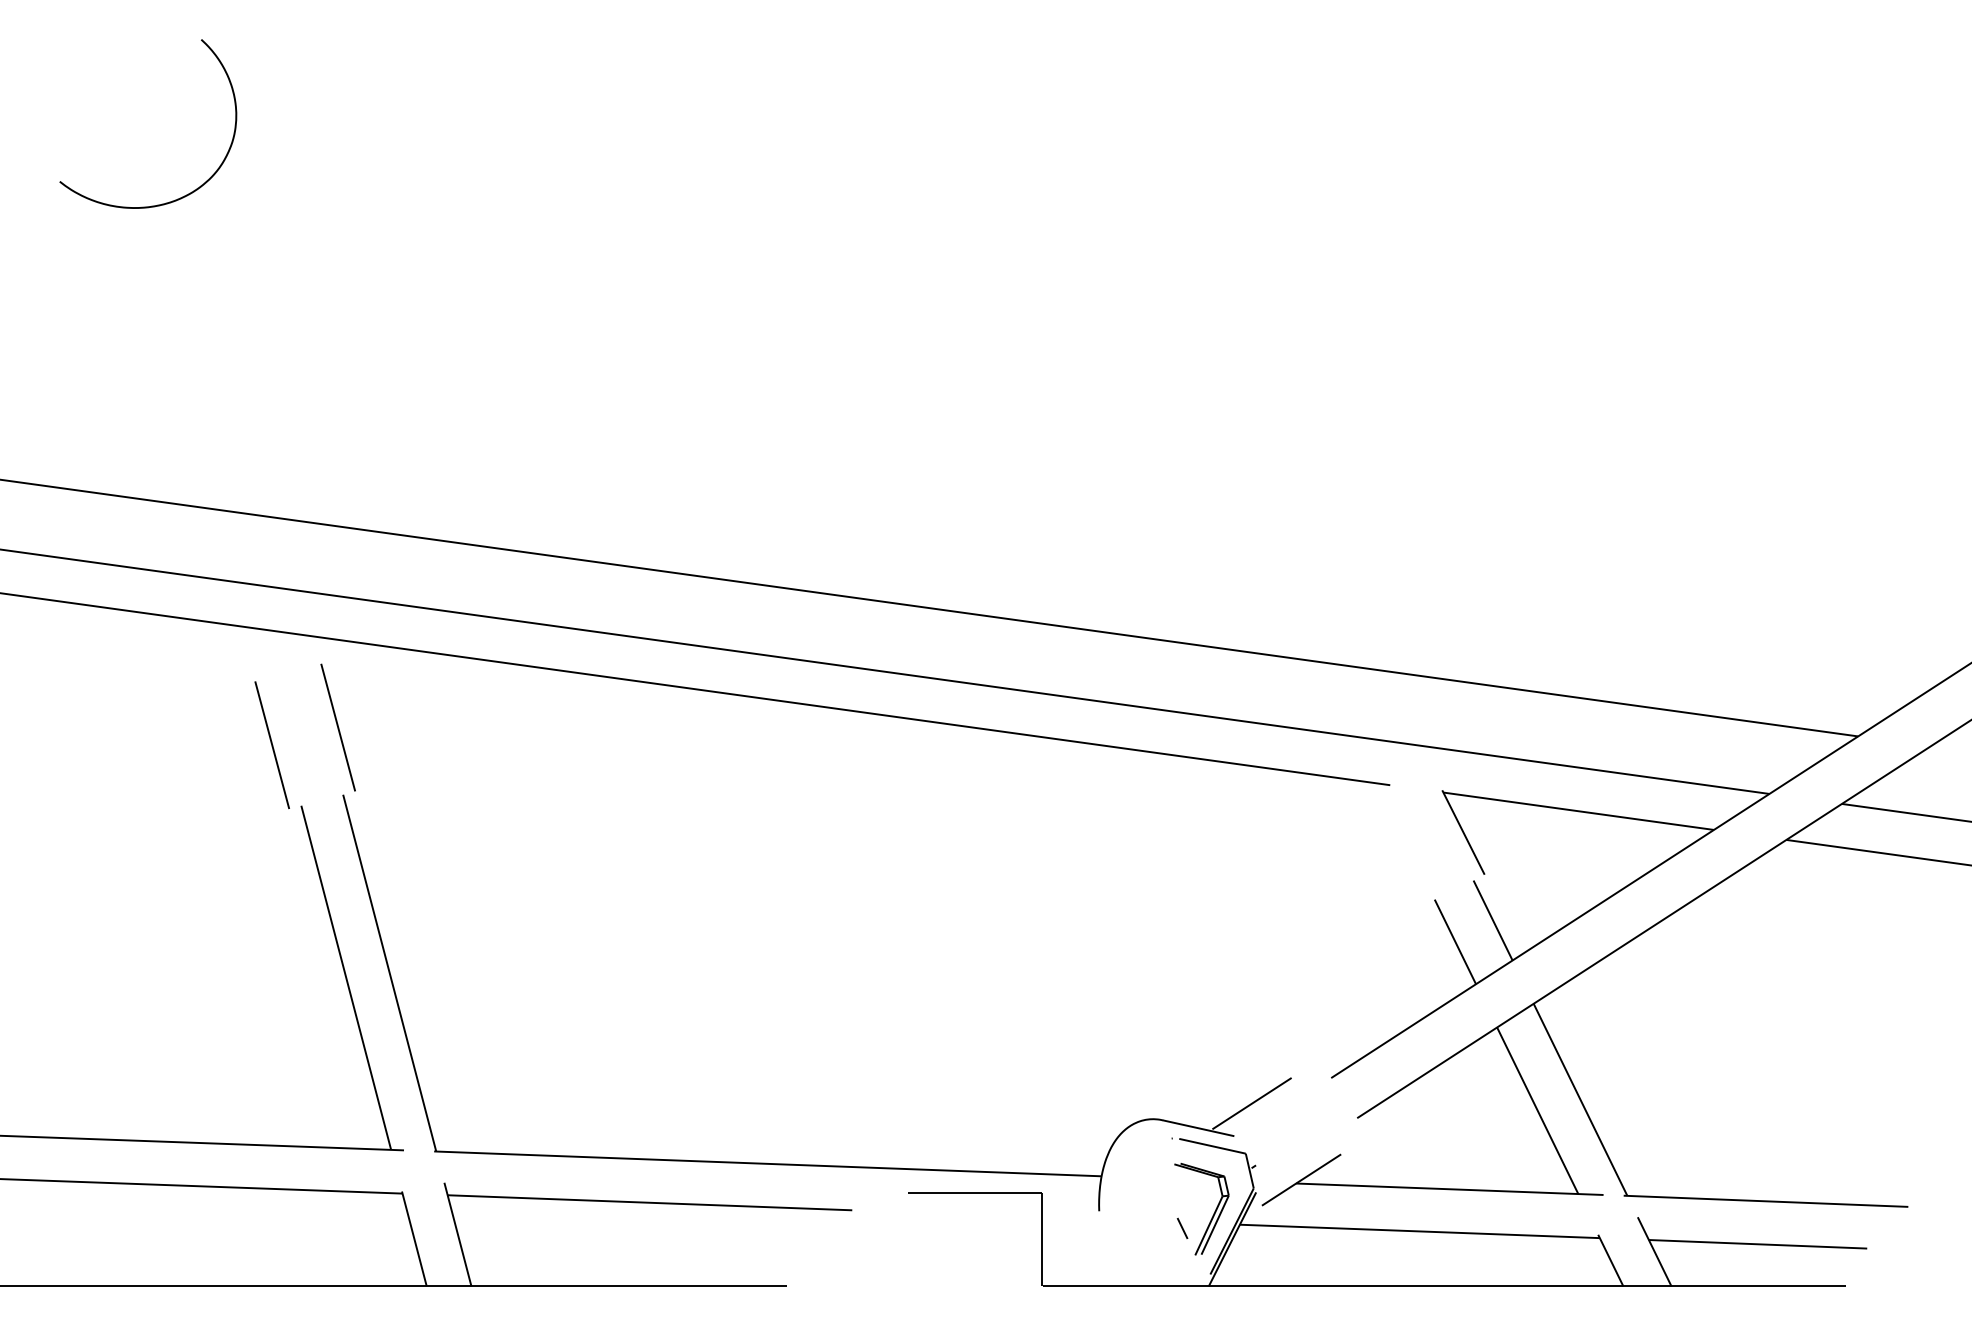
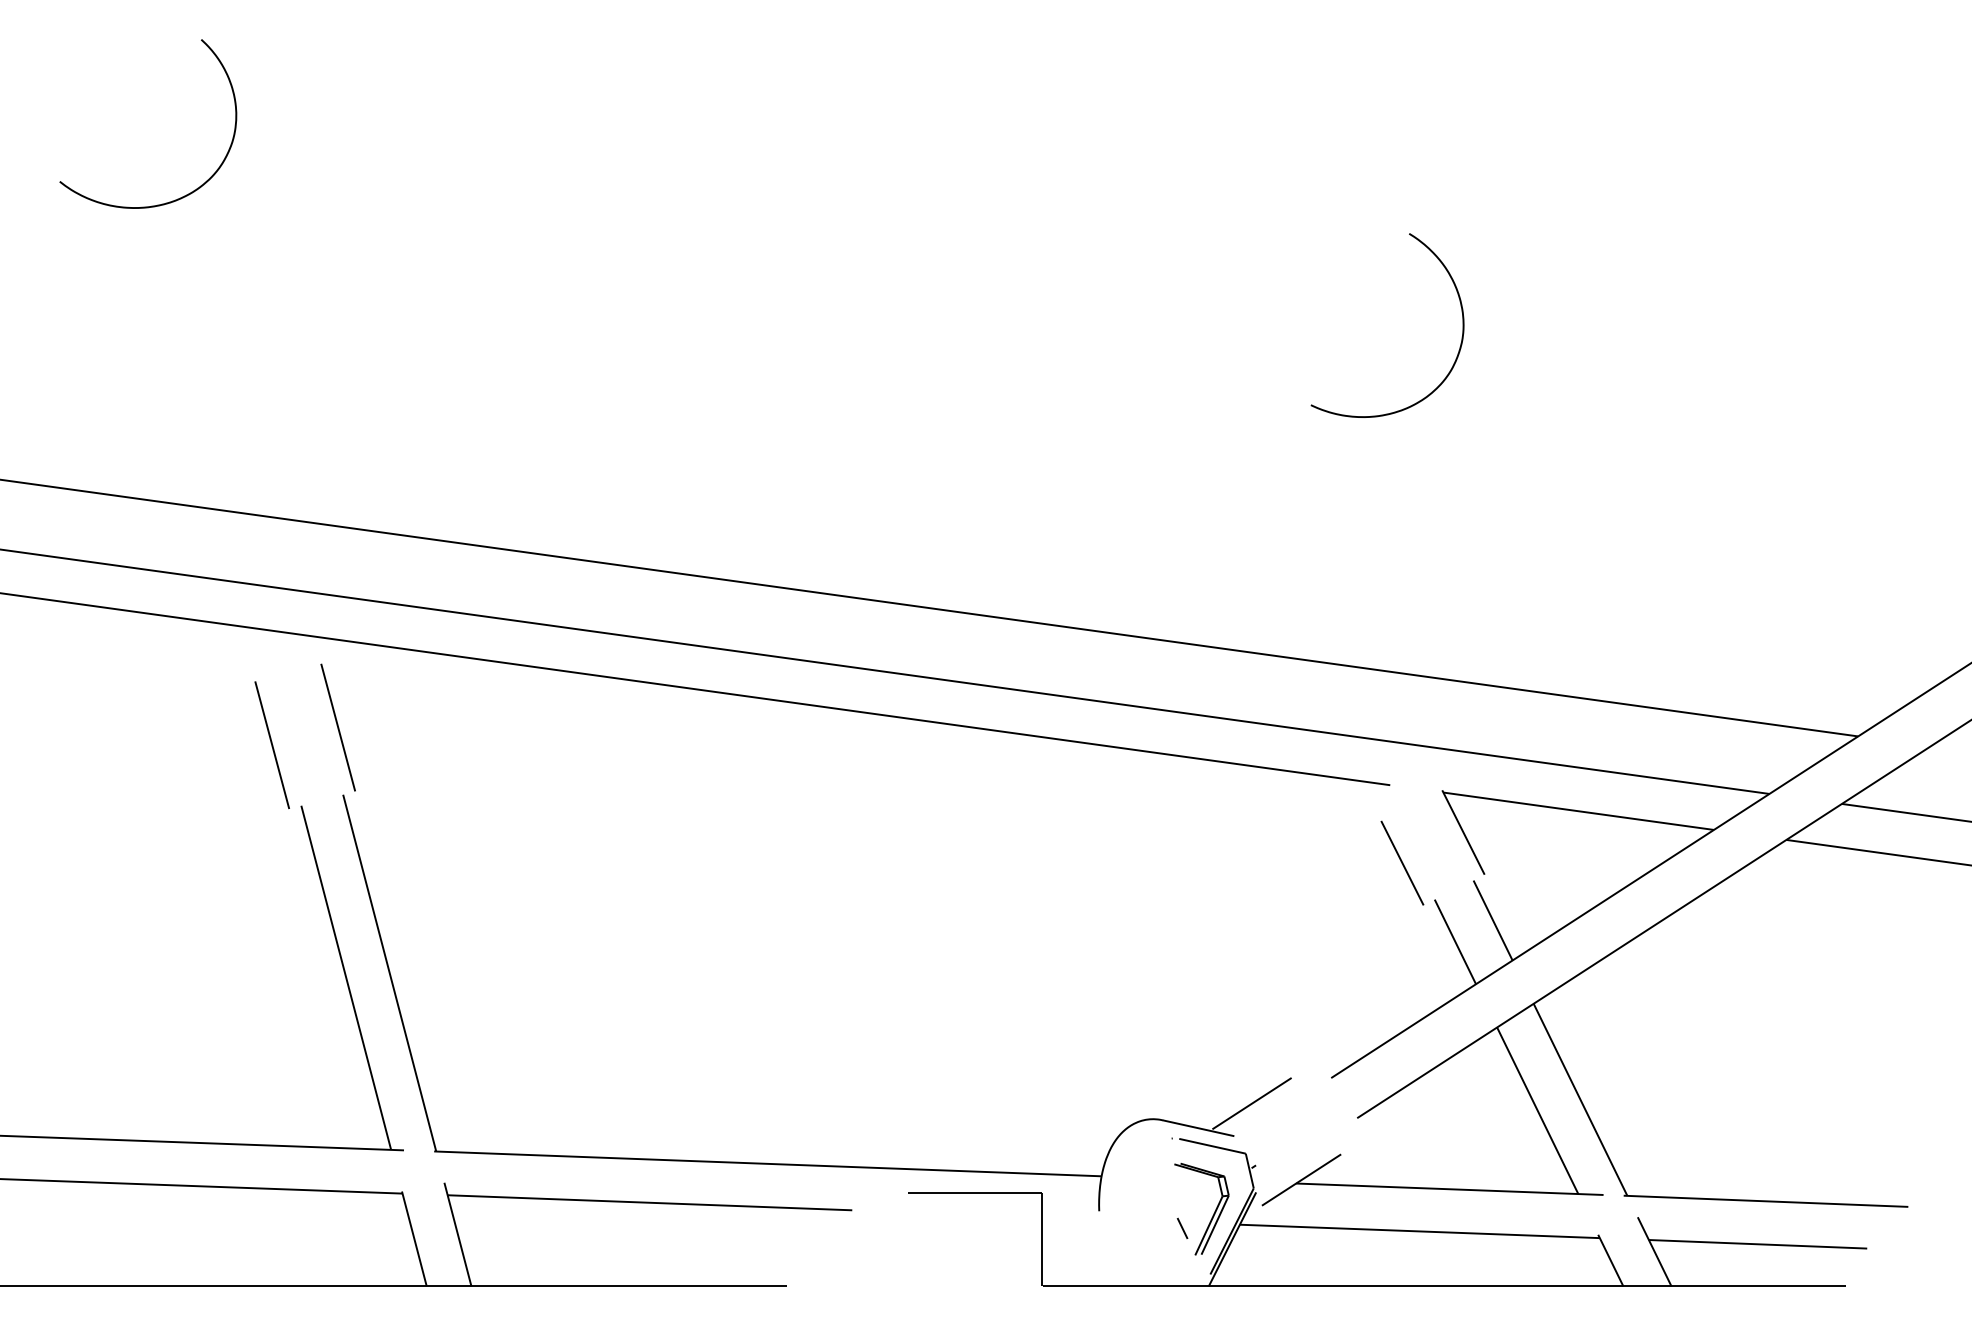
curve: none -> present (1461, 337)
line: none -> present (1402, 862)
